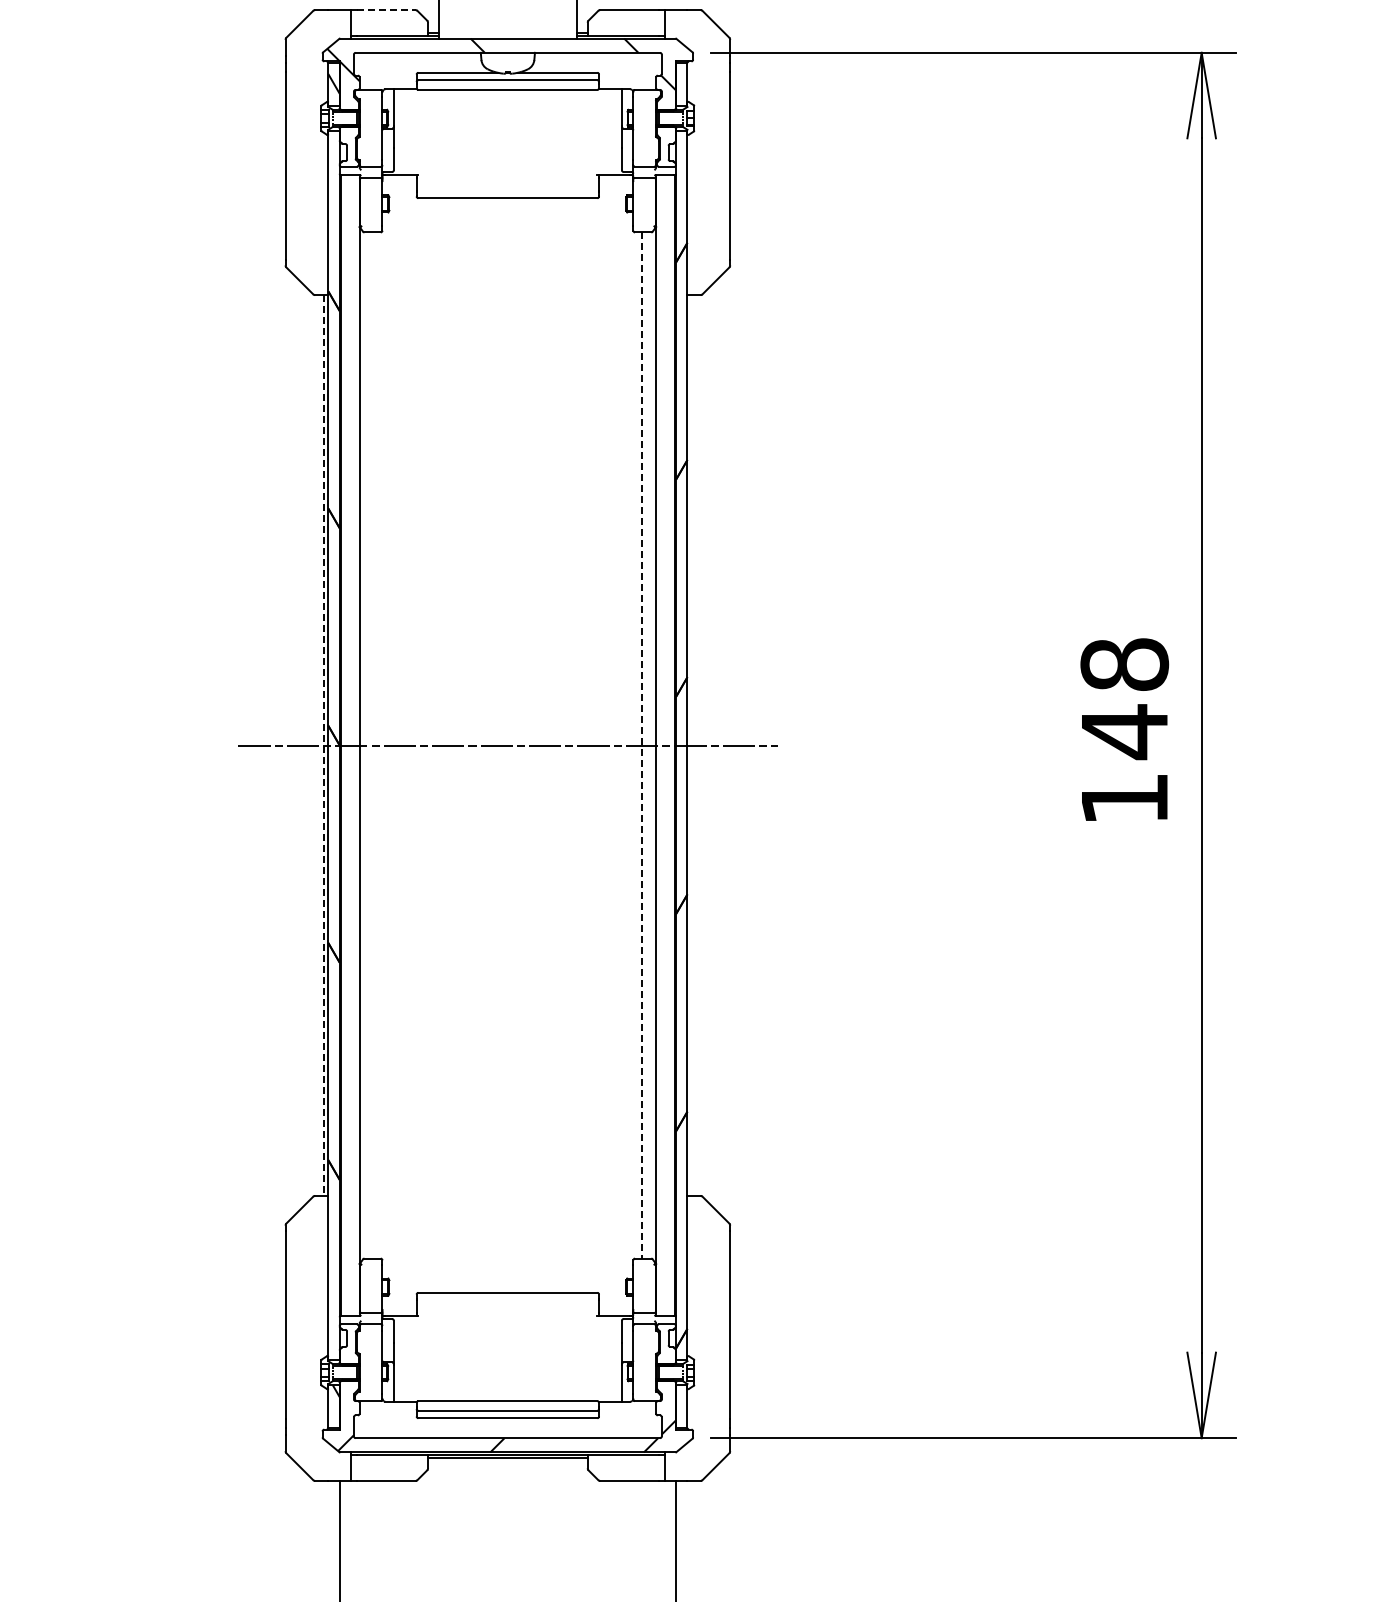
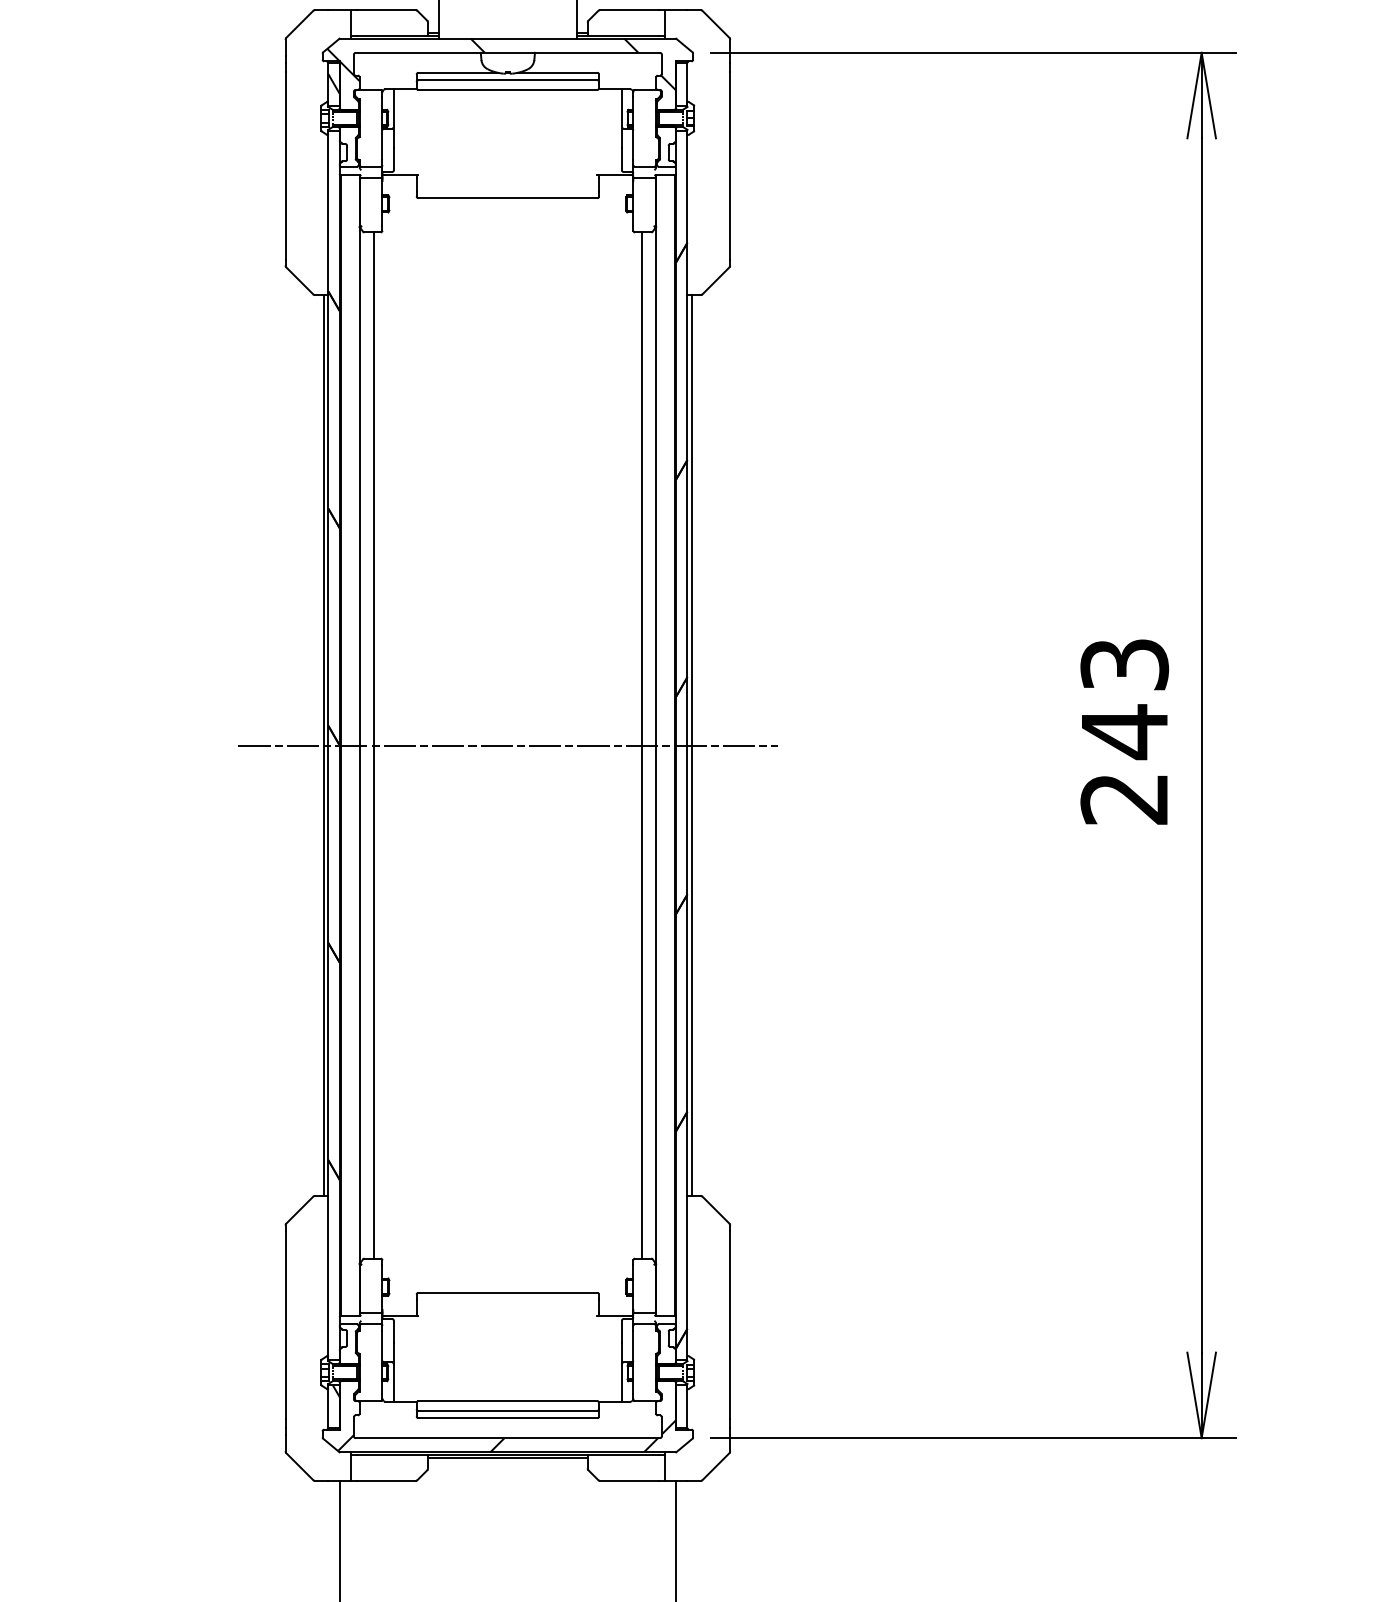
line: dashed -> solid (386, 10)
text: 148 -> 243 (1124, 731)
line: none -> present (373, 745)
line: none -> present (692, 745)
line: dashed -> solid (323, 746)
line: dashed -> solid (641, 746)
